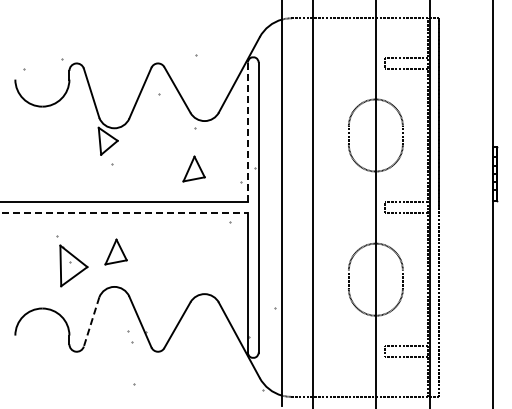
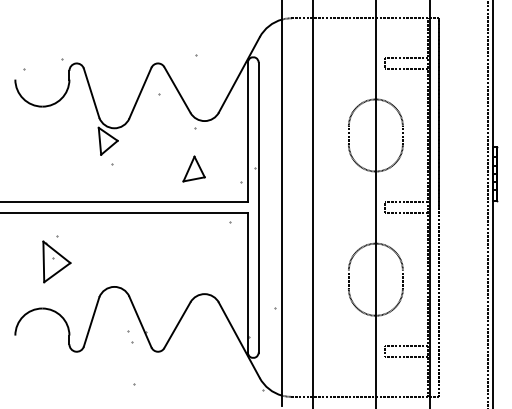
line: dashed -> solid (247, 132)
line: none -> present (487, 203)
line: dashed -> solid (124, 213)
part: present -> none (115, 251)
part position: (73, 265) -> (56, 261) (56, 261)
line: dashed -> solid (91, 321)
